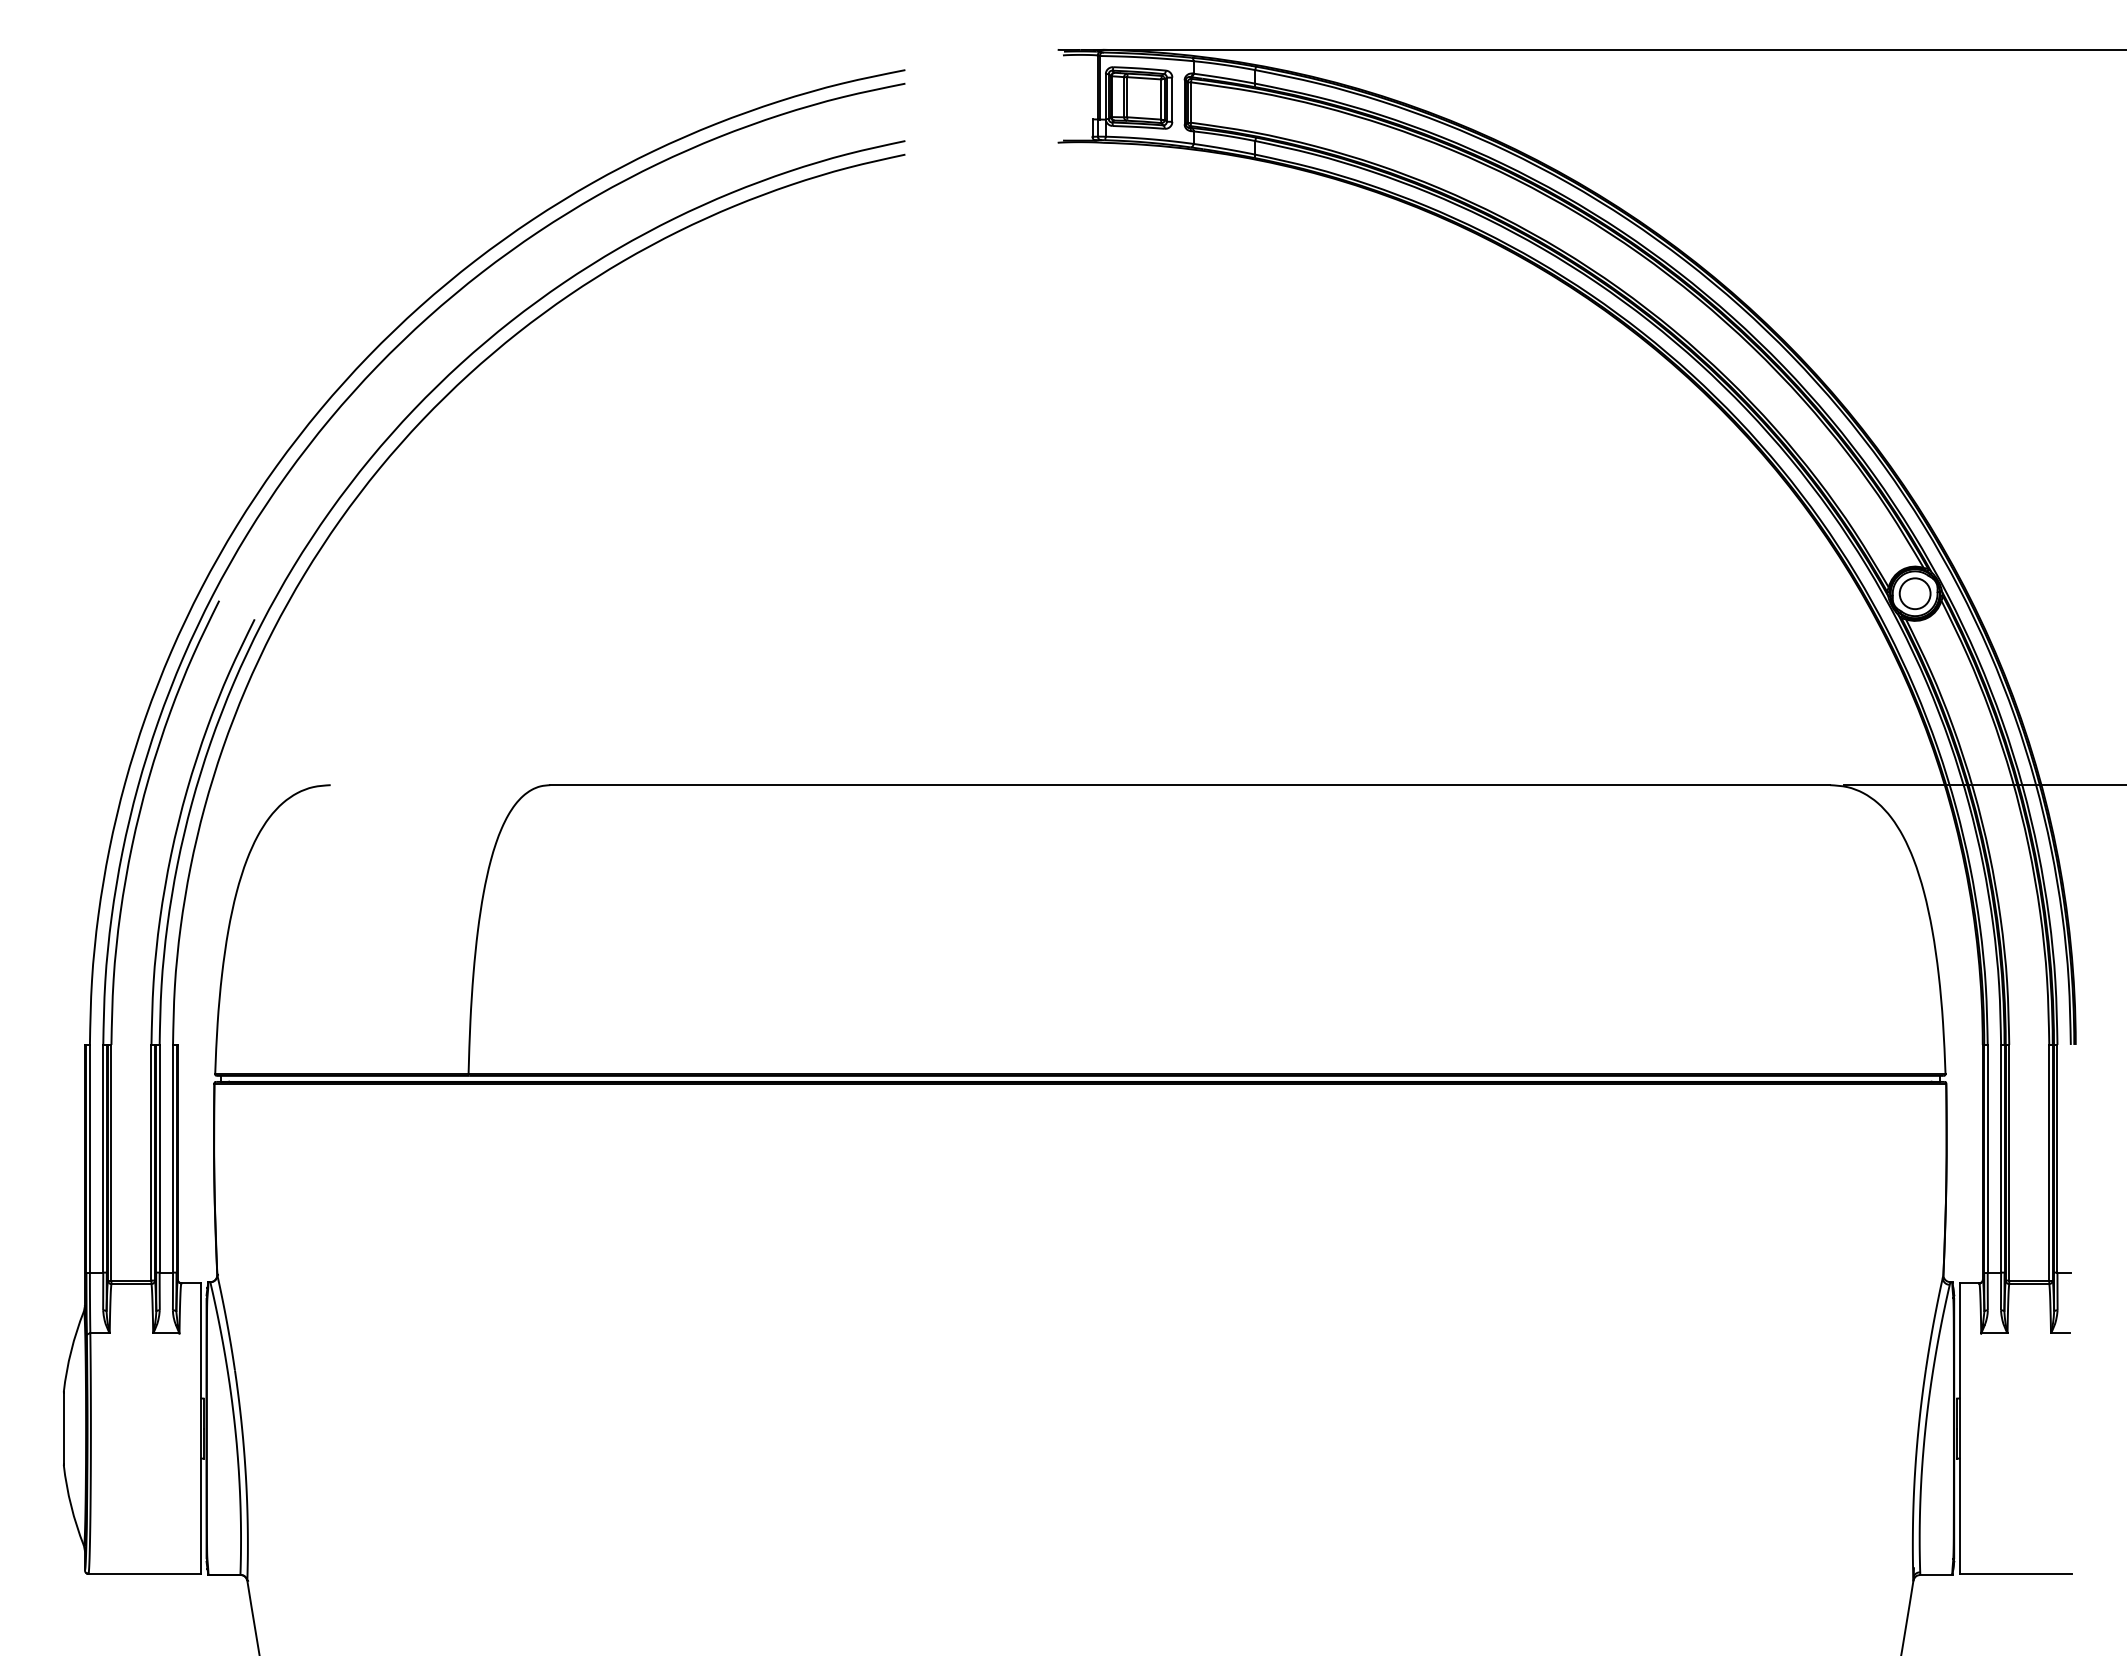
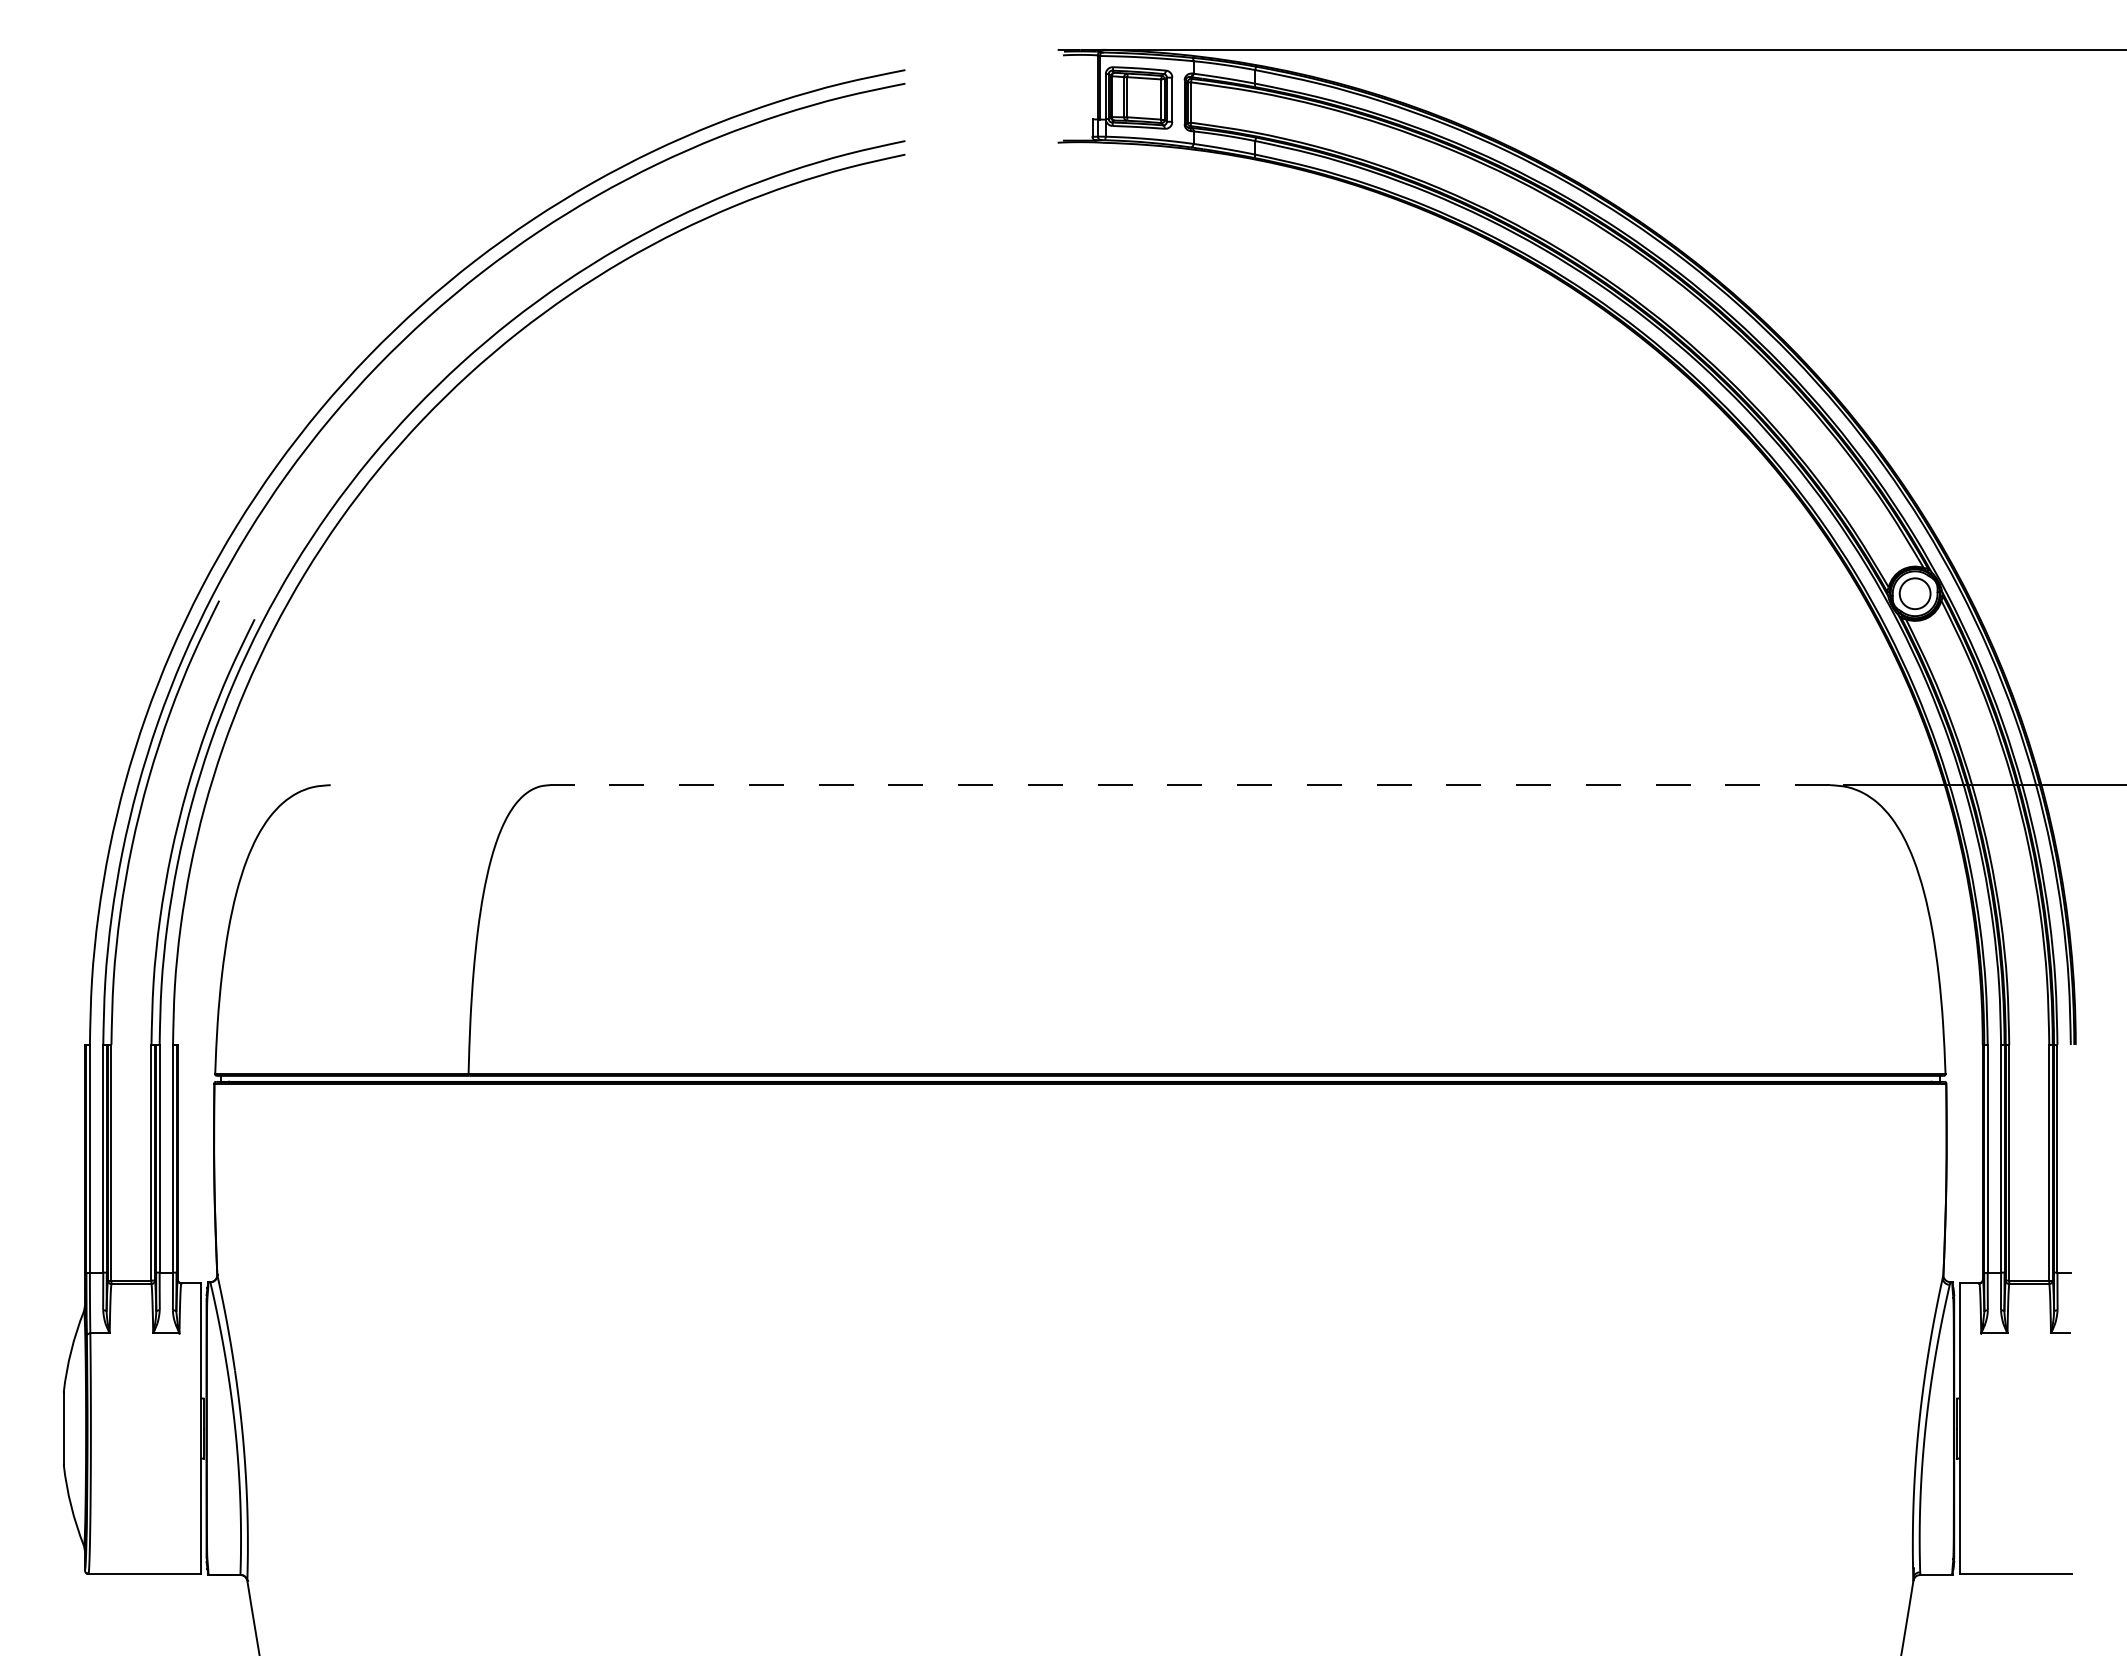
line: solid -> dashed (1190, 785)
